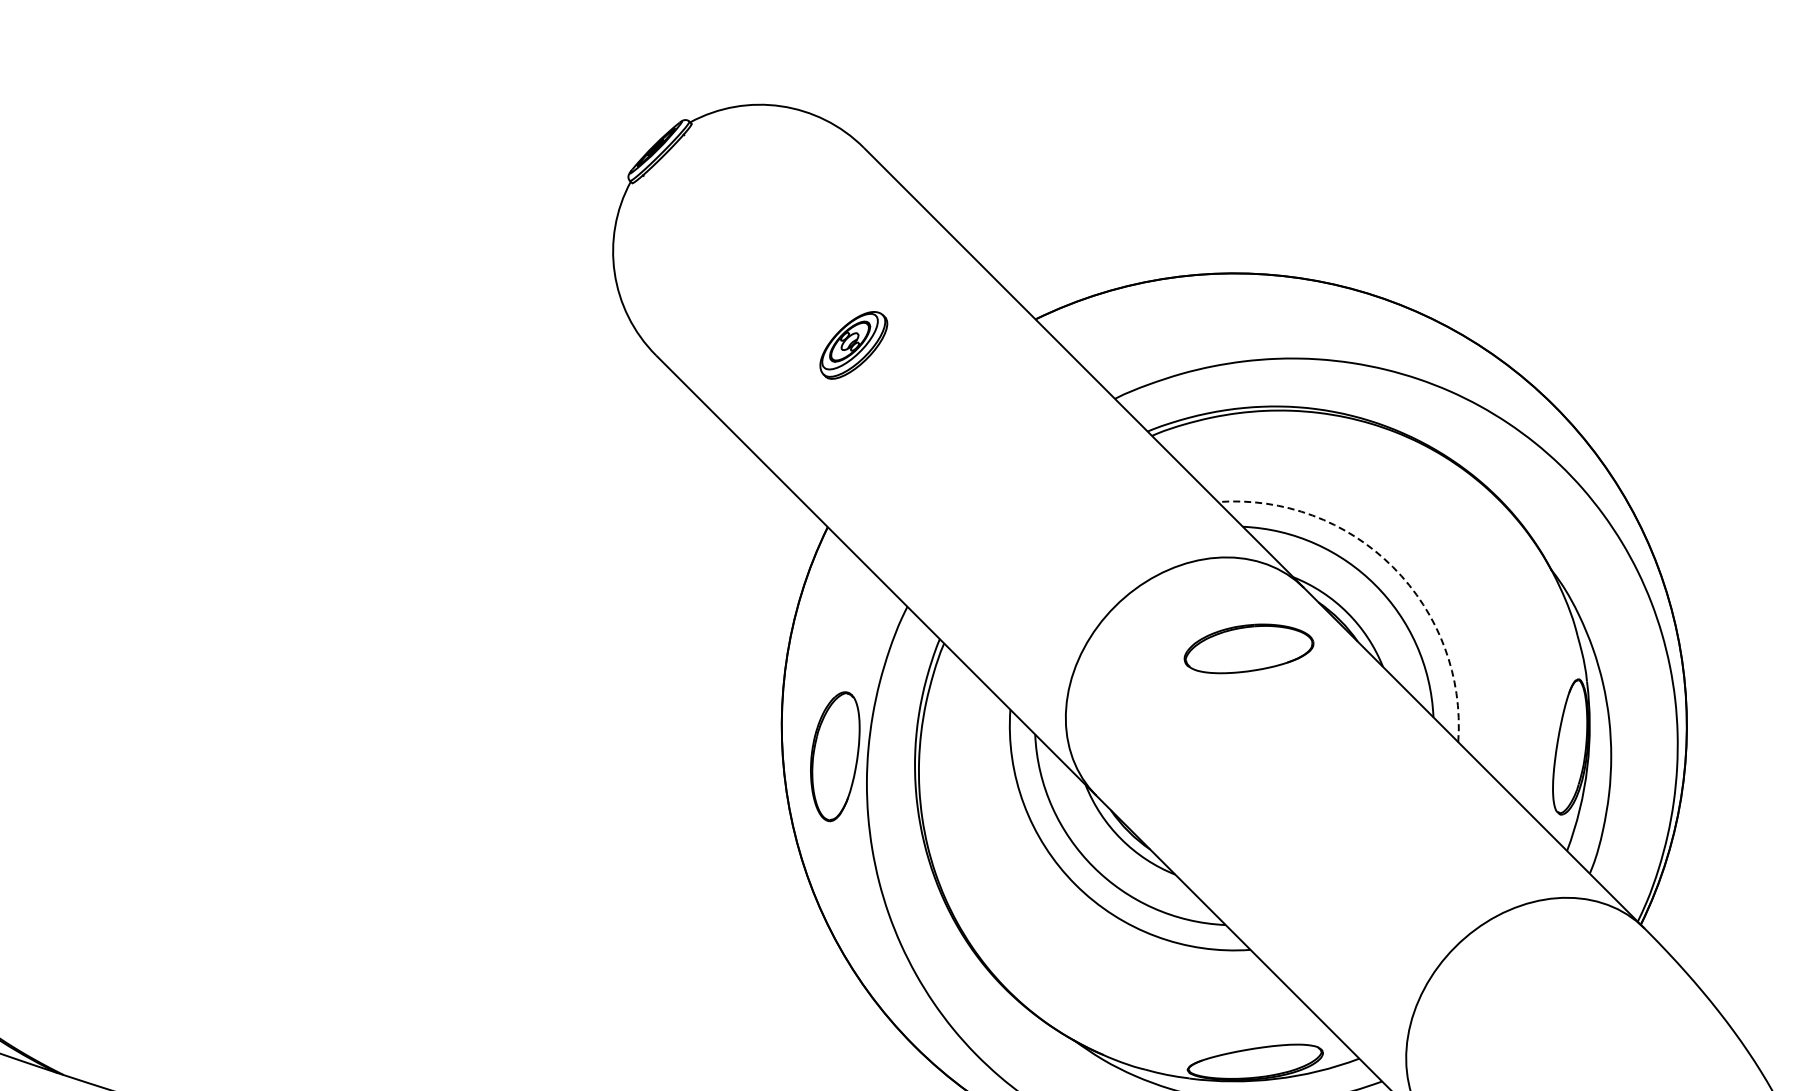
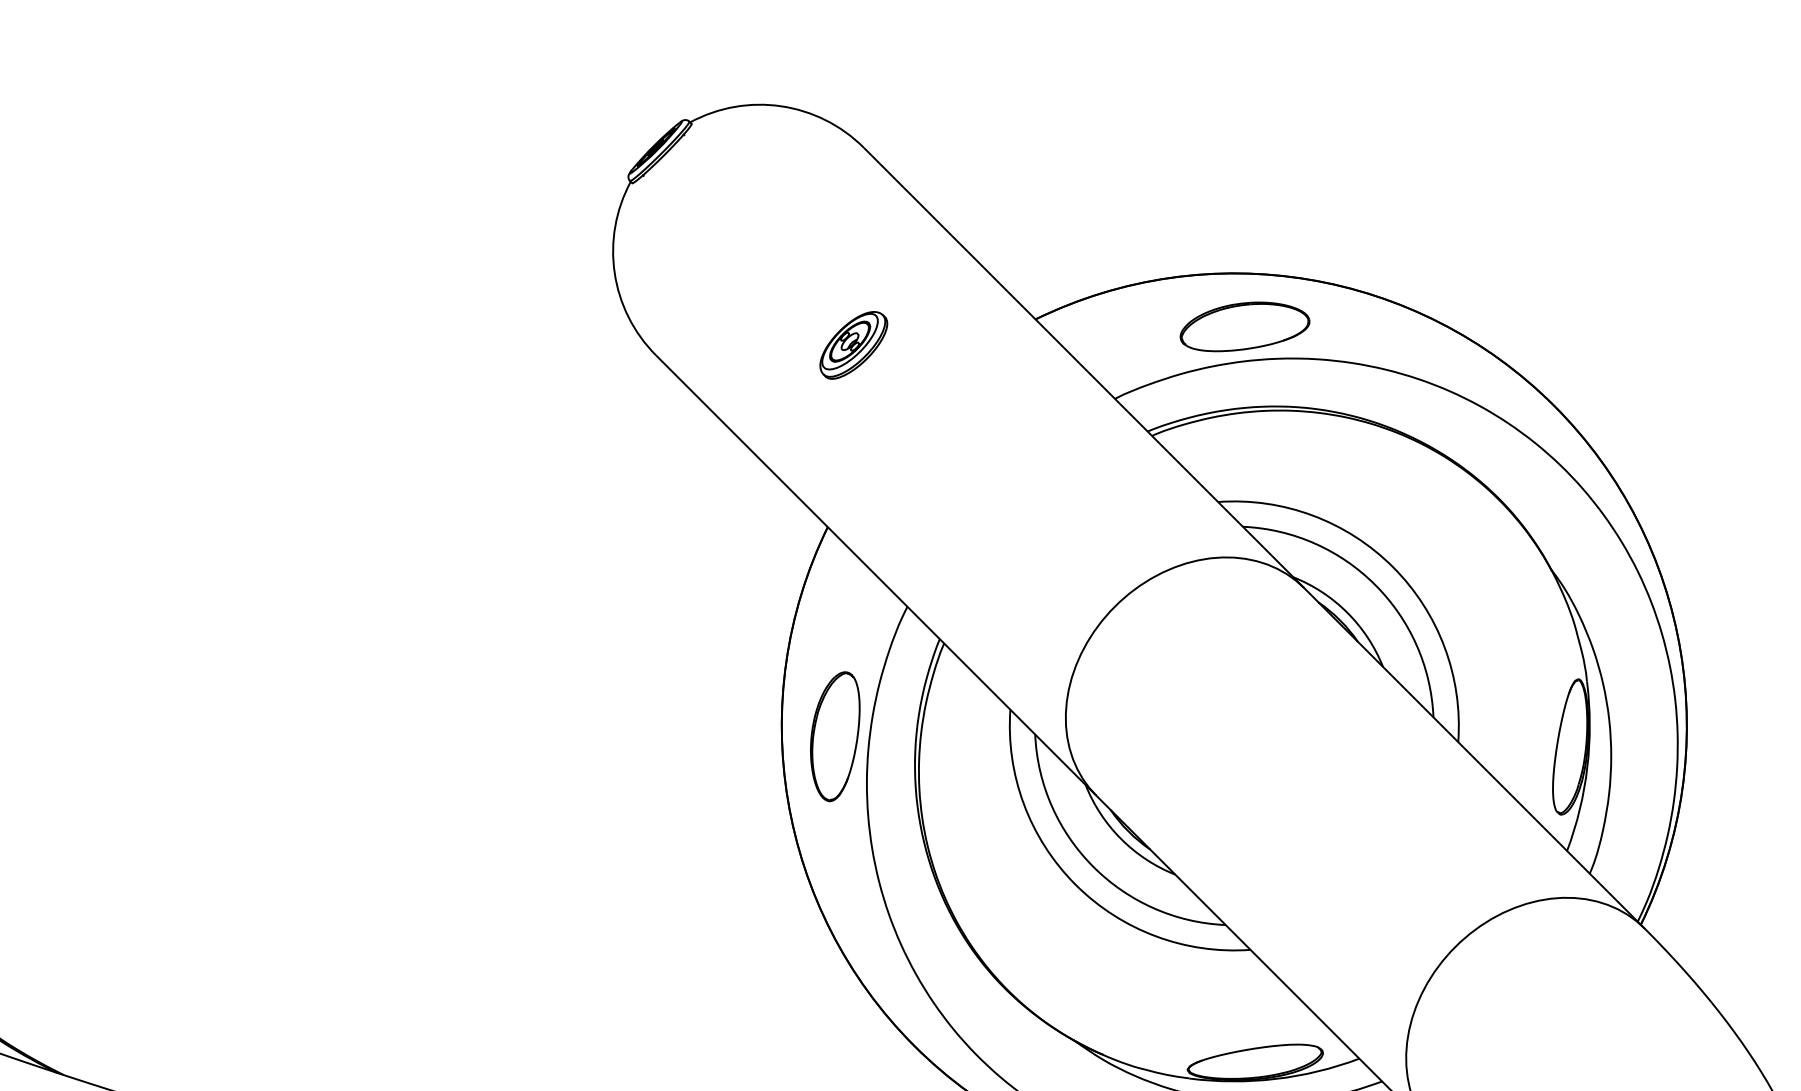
arc: dashed -> solid (1393, 567)
part position: (1248, 648) -> (1244, 326) (1244, 326)
part position: (835, 756) -> (835, 736) (835, 736)
